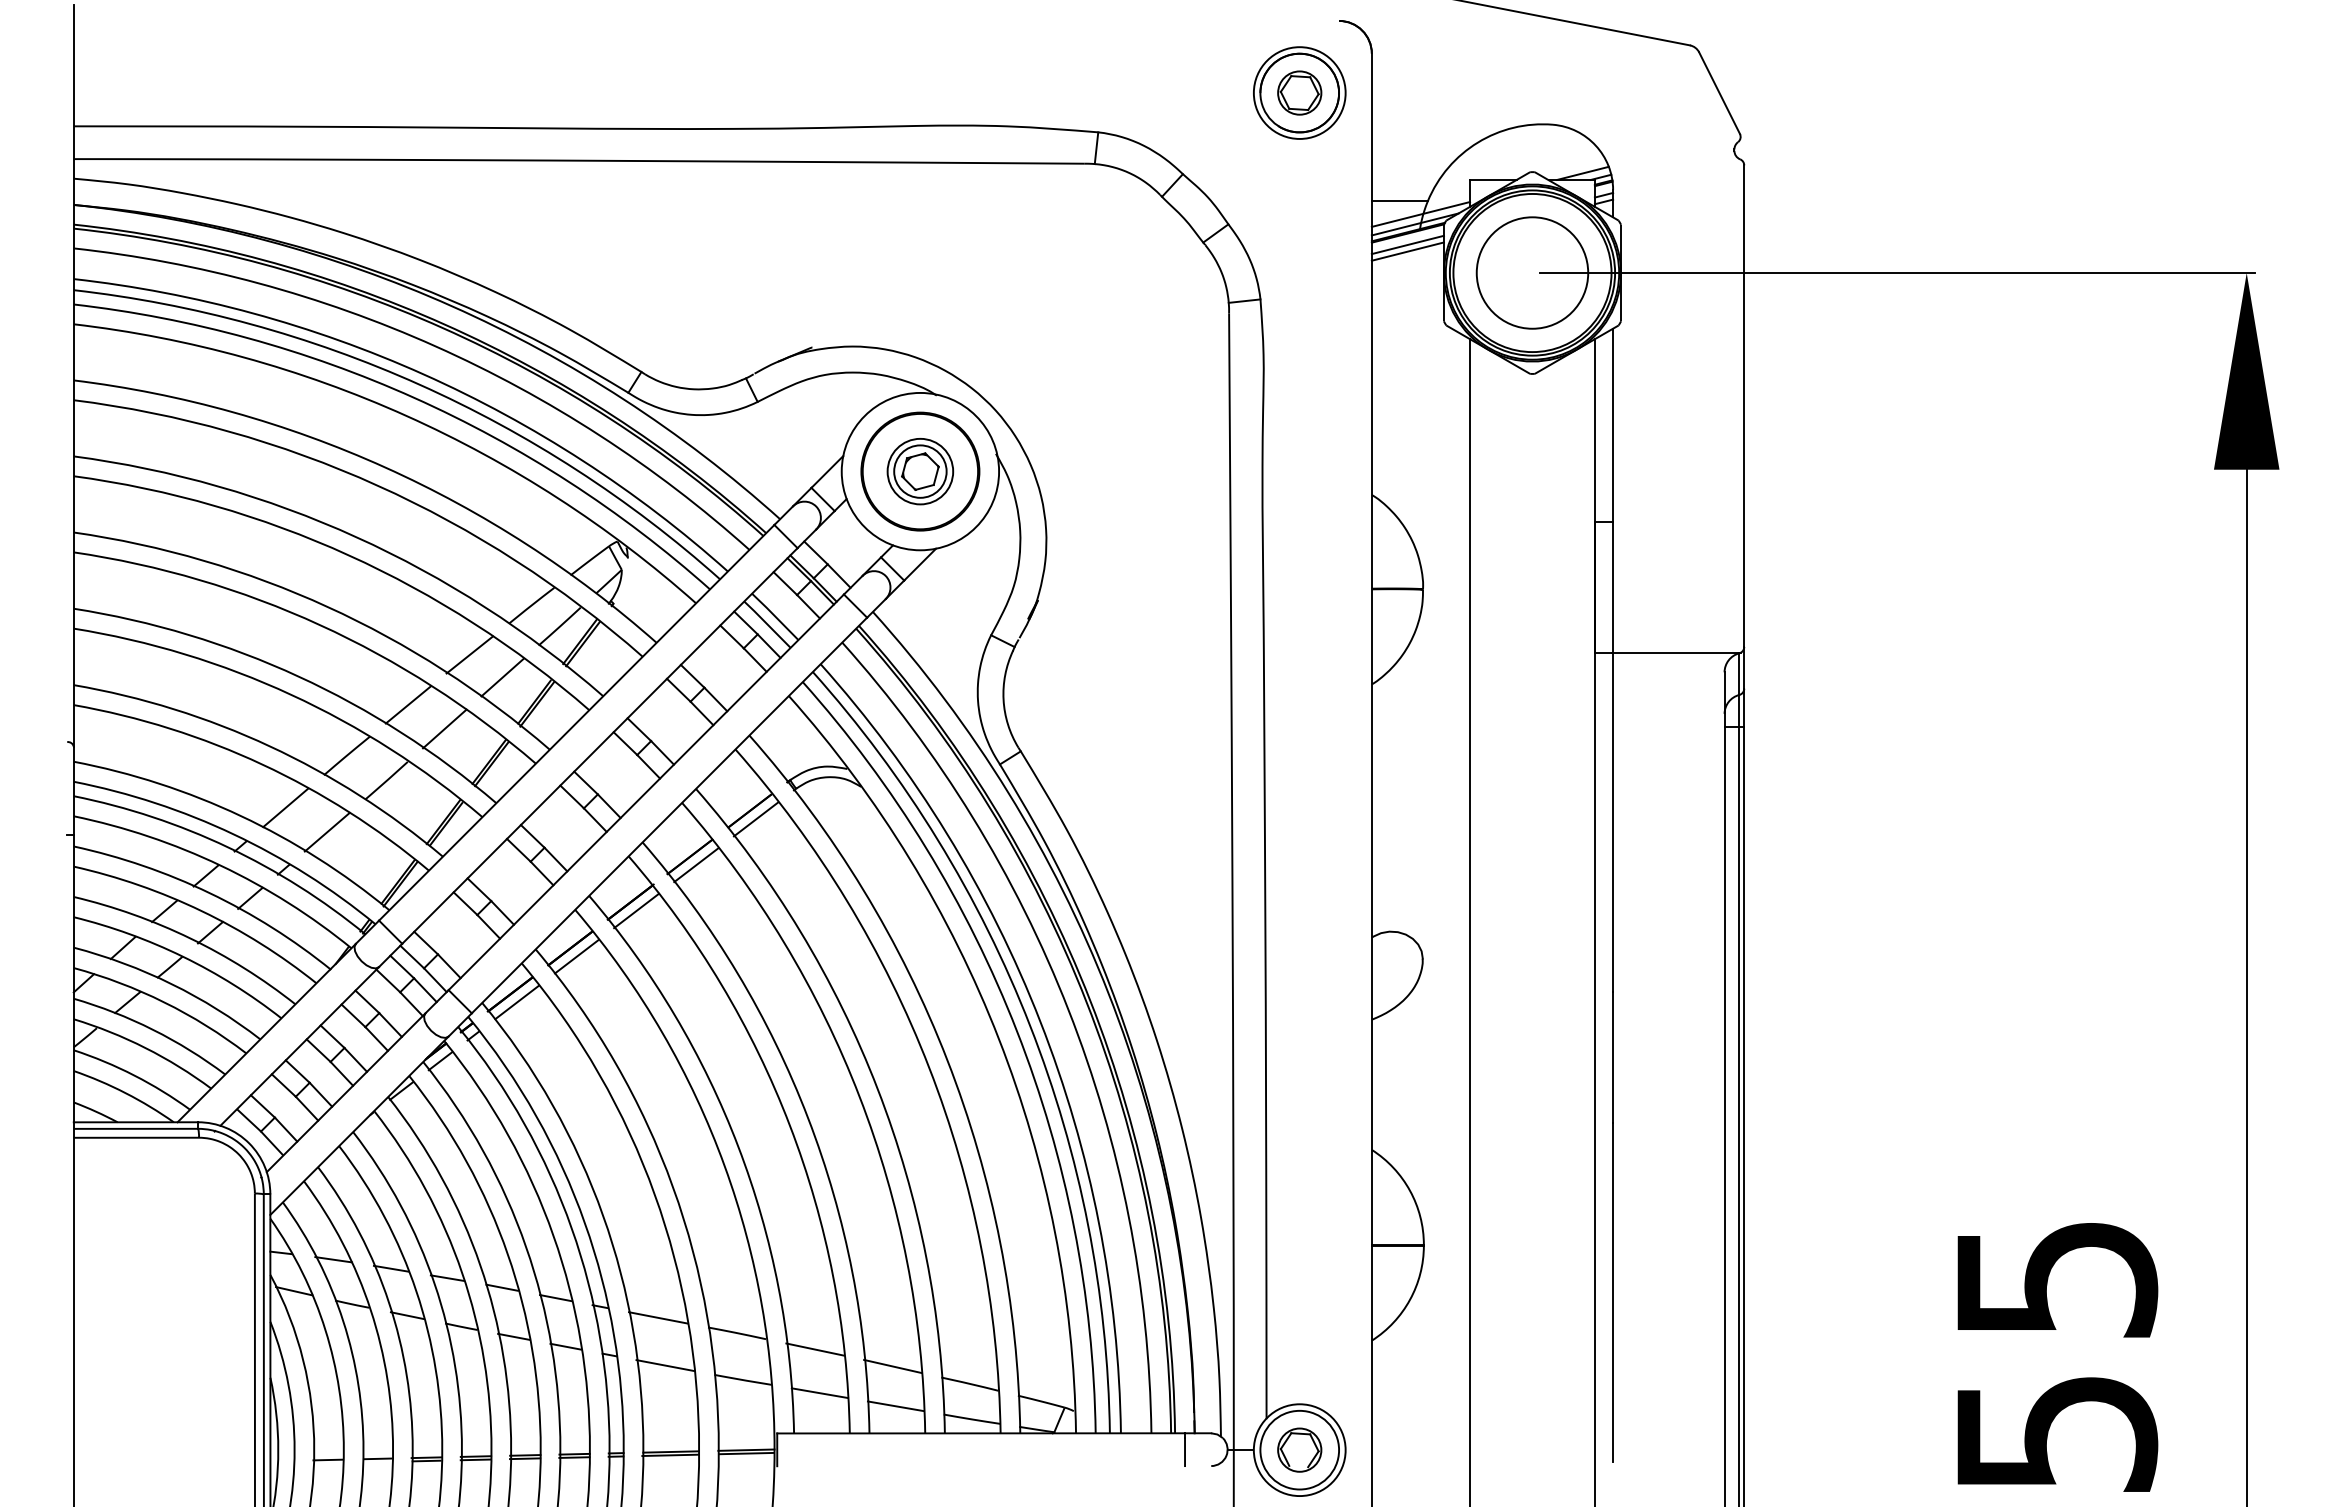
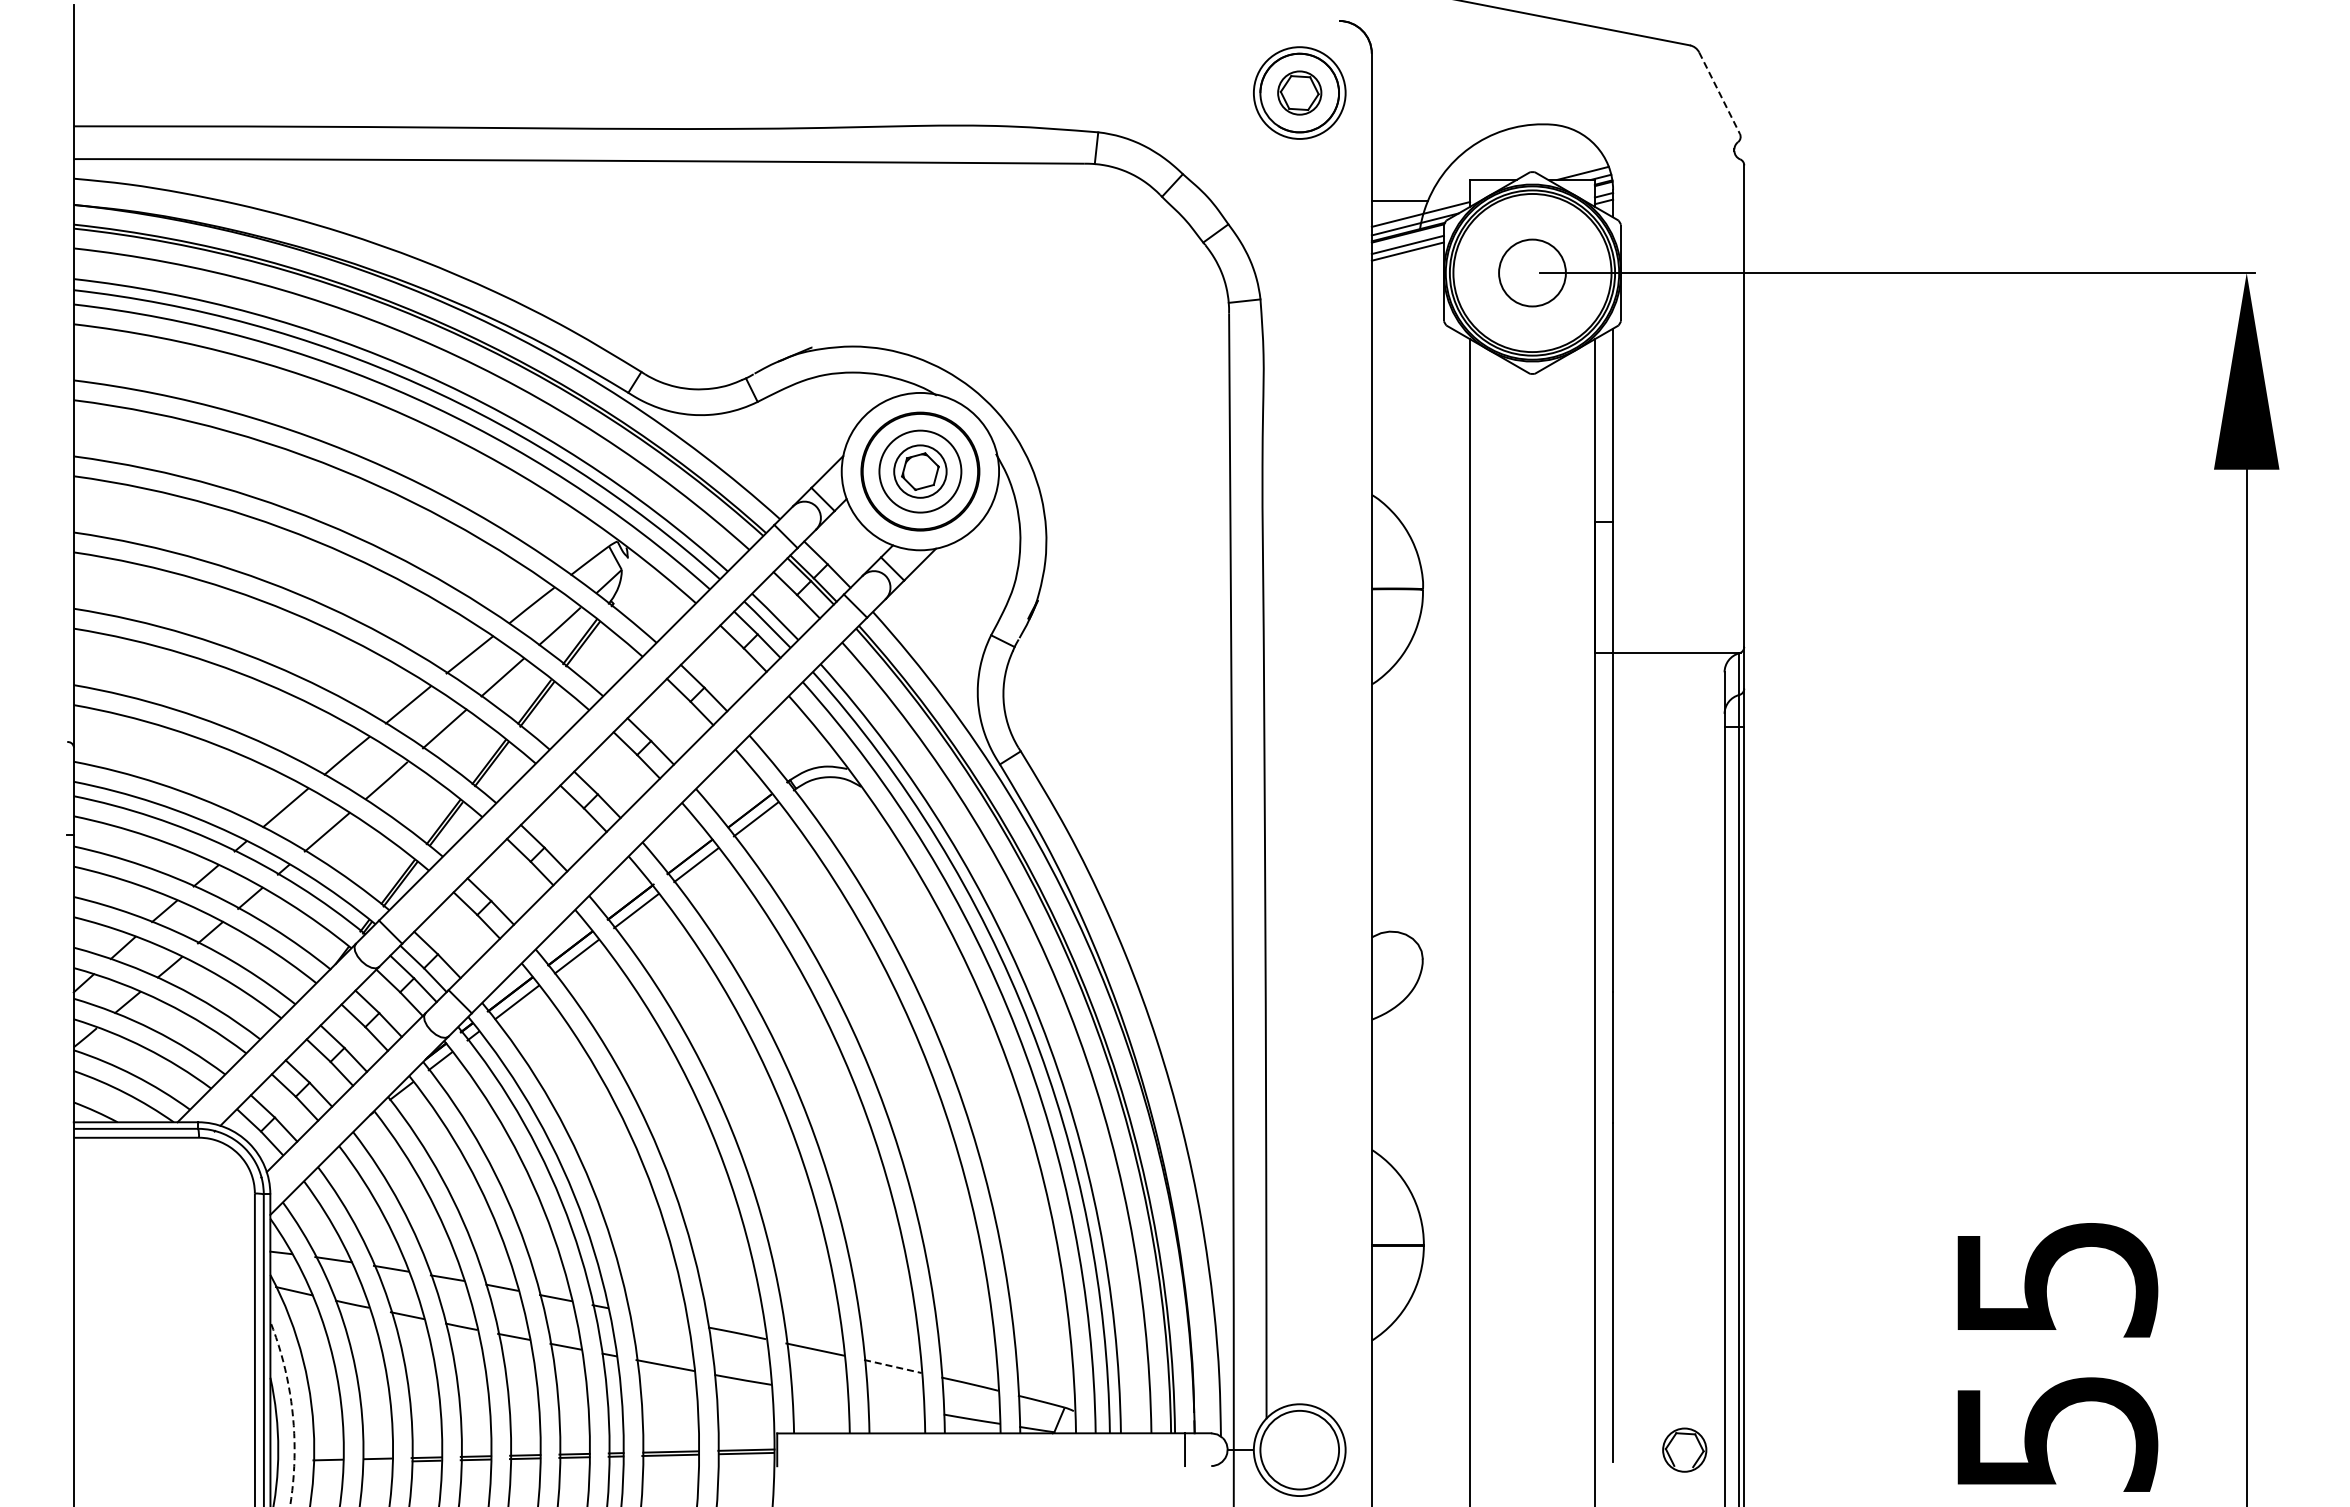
line: solid -> dashed (1719, 93)
circle diameter: 111 px -> 67 px (1532, 272)
circle diameter: 66 px -> 82 px (920, 471)
line: present -> none (658, 1317)
line: solid -> dashed (893, 1366)
line: present -> none (819, 1393)
line: present -> none (895, 1406)
arc: solid -> dashed (292, 1413)
part position: (1299, 1449) -> (1684, 1449) (1684, 1449)
